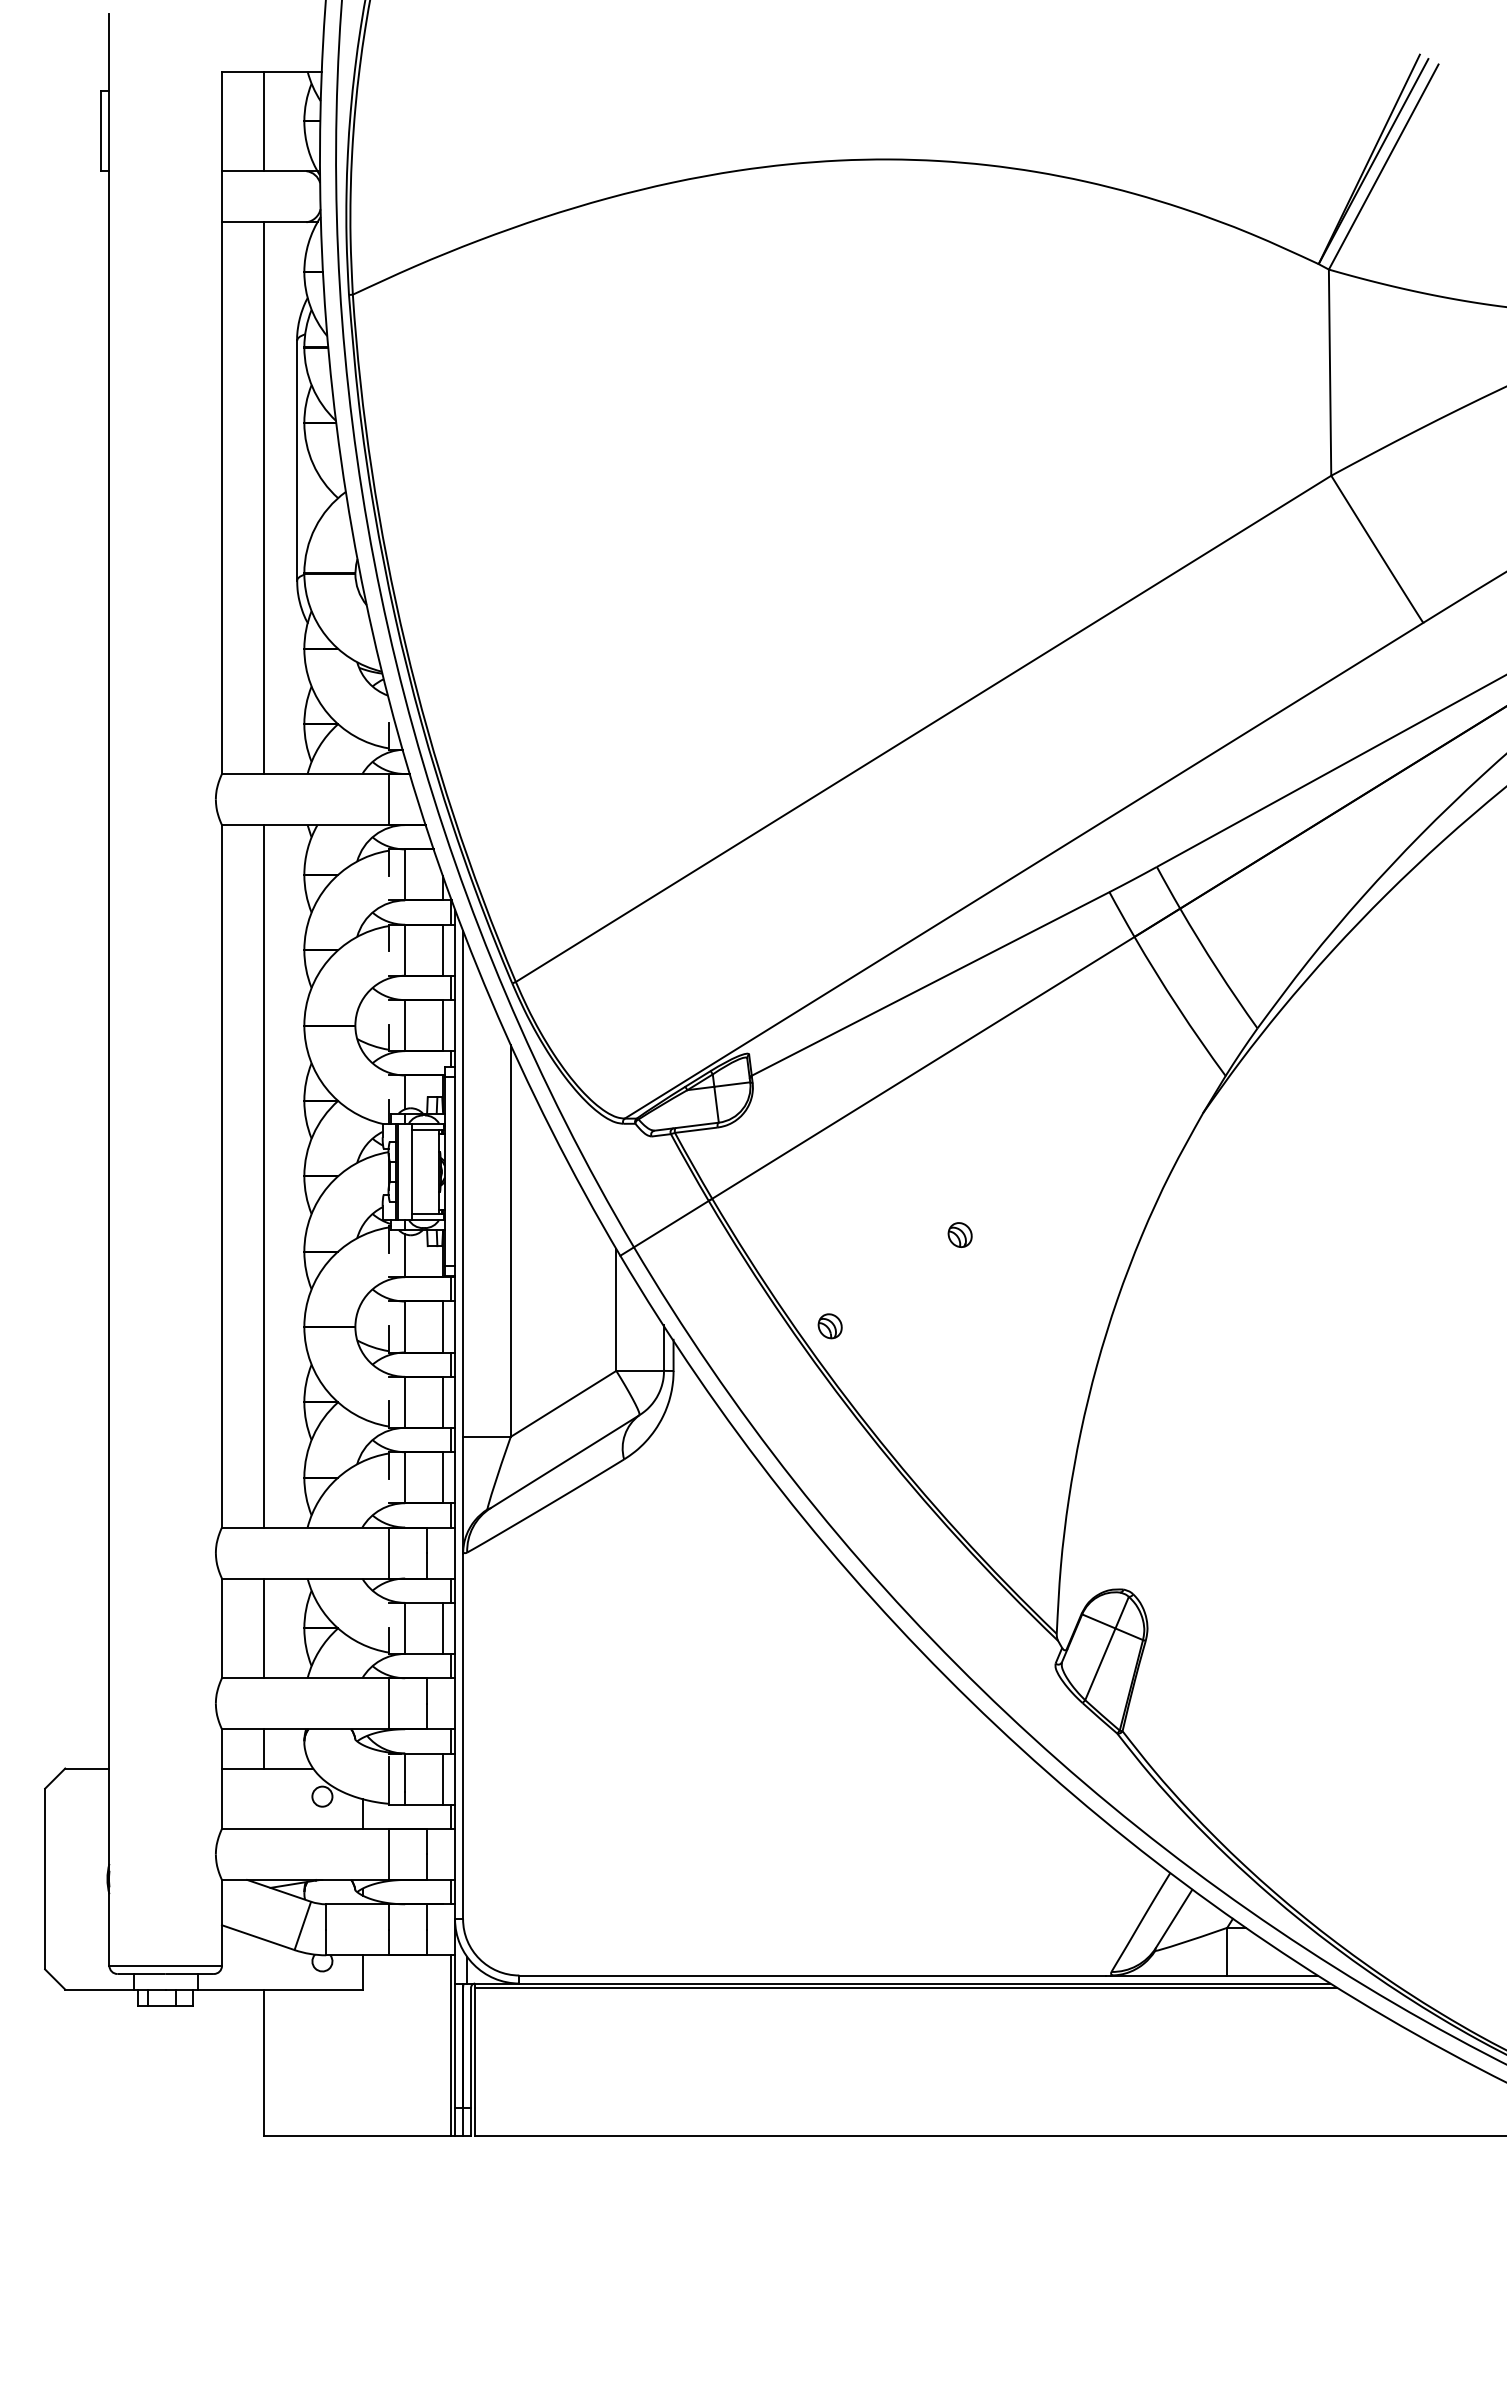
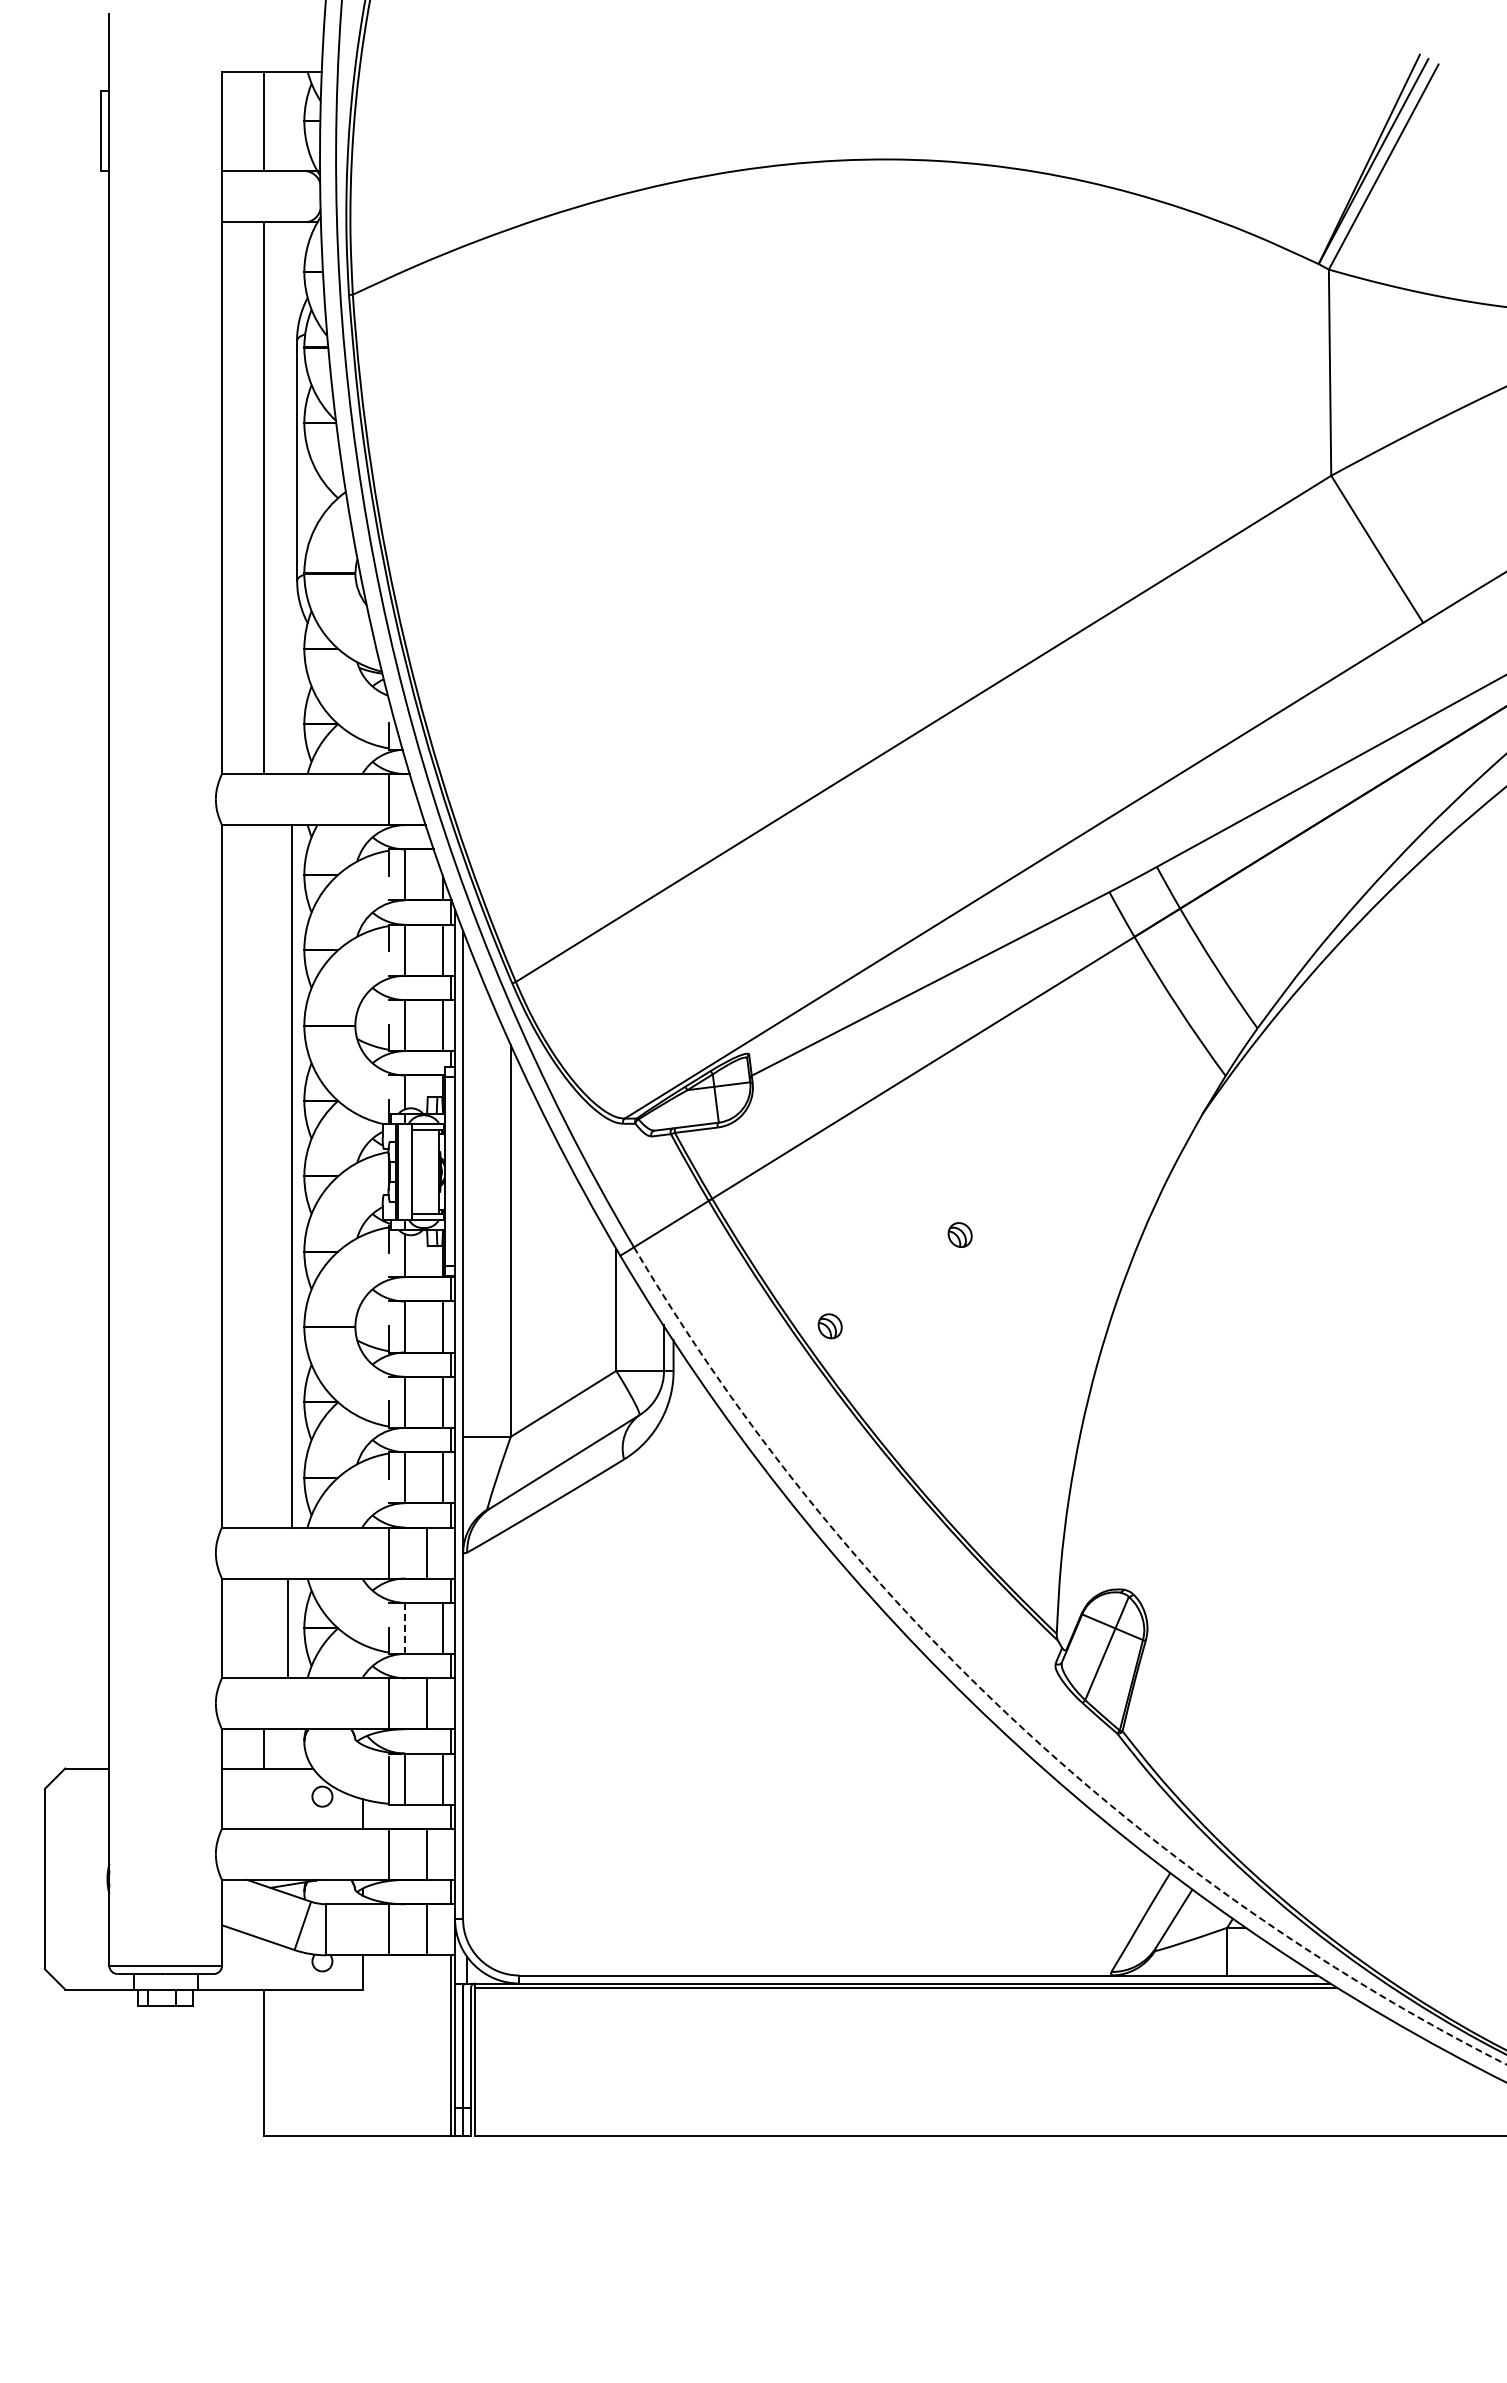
line position: (264, 1176) -> (292, 1176) (292, 1176)
line position: (264, 1628) -> (288, 1628) (288, 1628)
line: solid -> dashed (405, 1628)
arc: solid -> dashed (1011, 1717)
